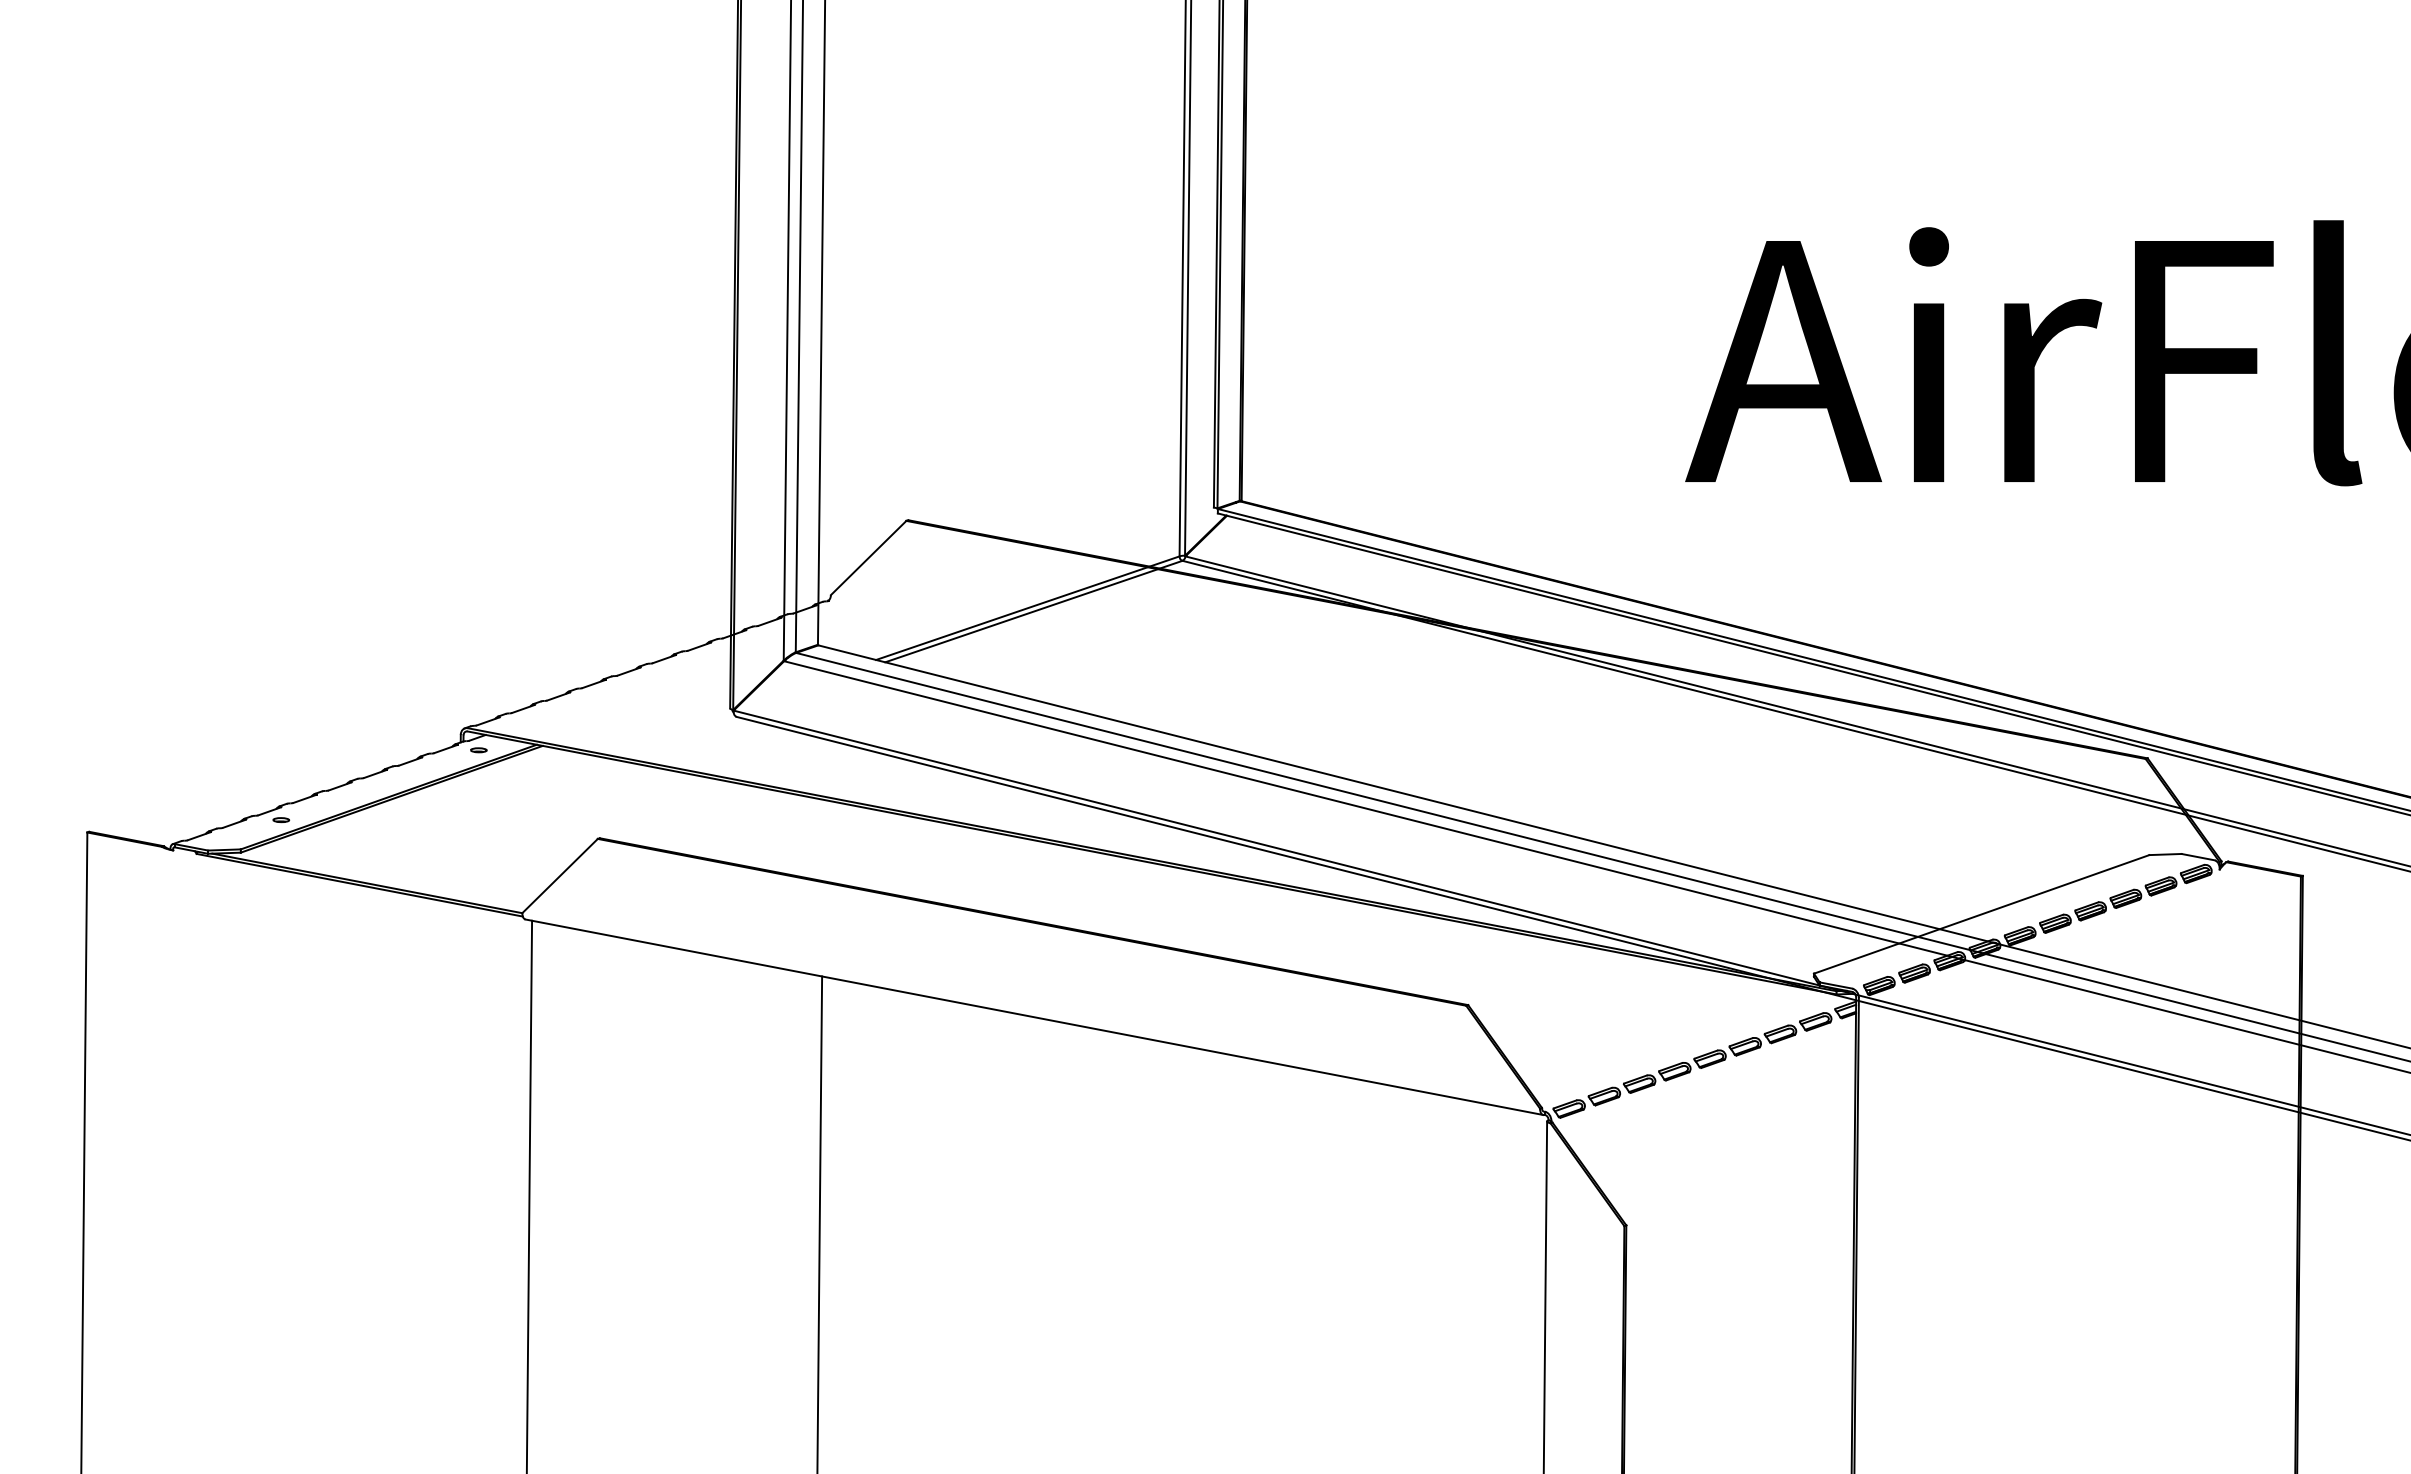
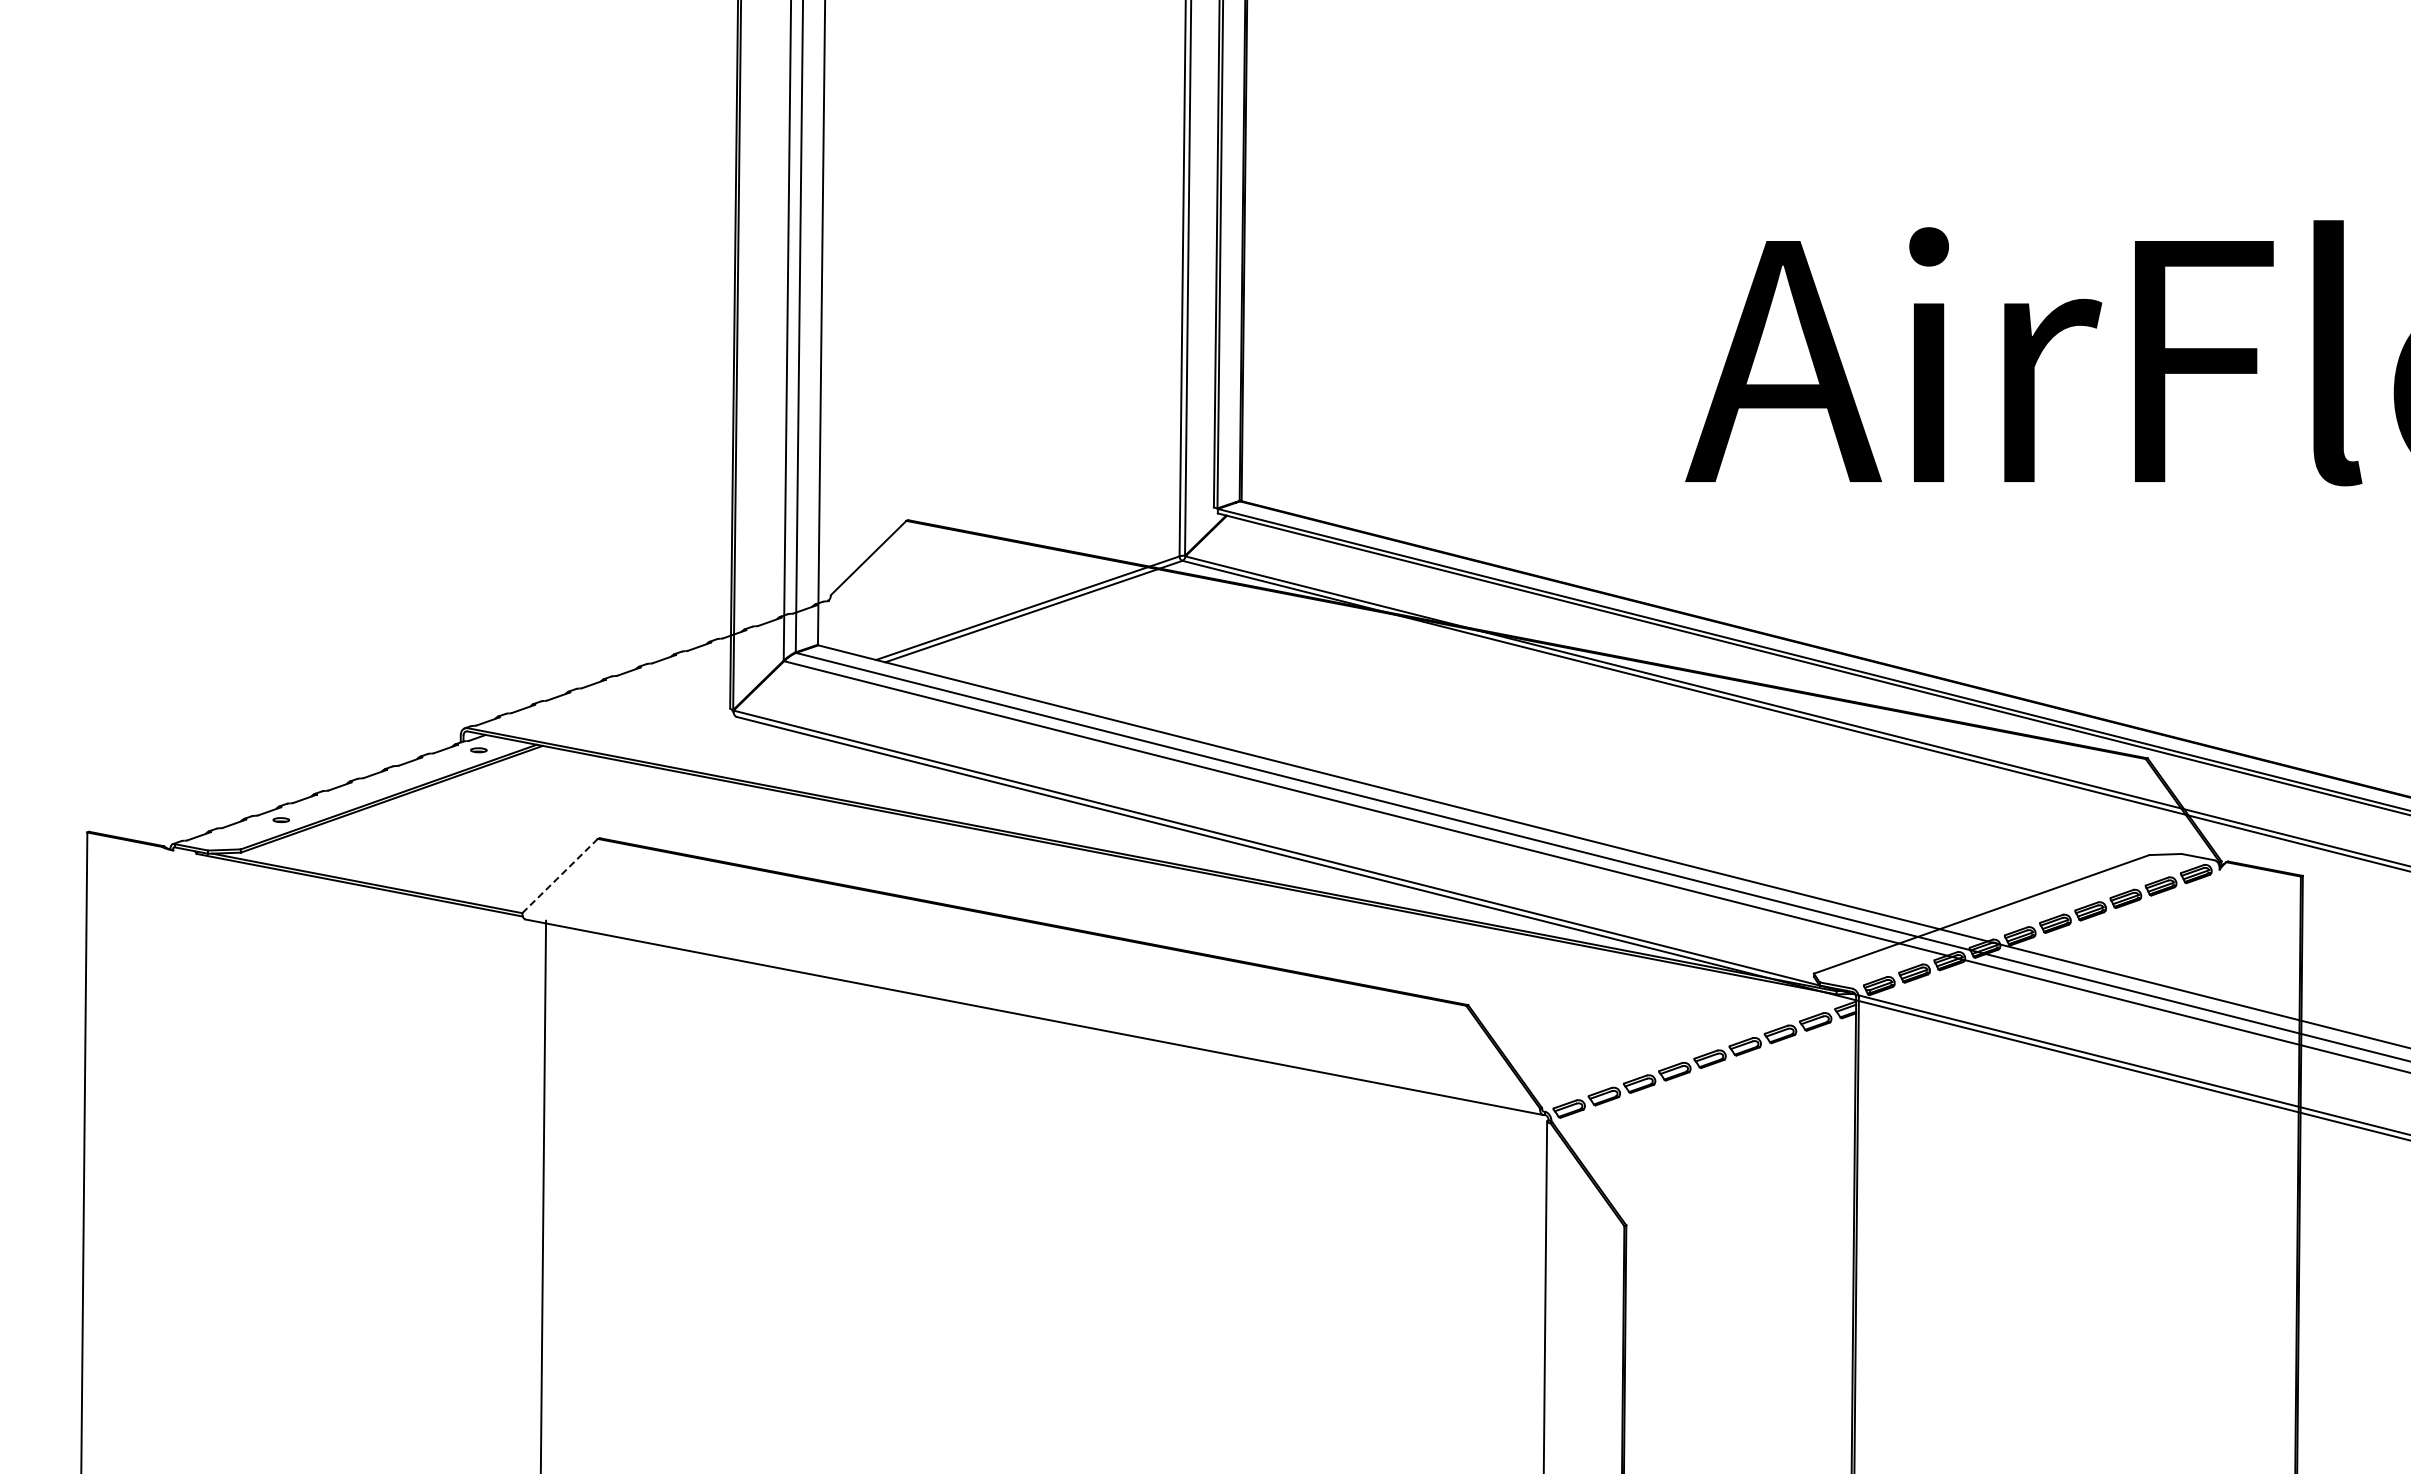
line: solid -> dashed (560, 876)
line position: (529, 1195) -> (543, 1195) (543, 1195)
line: present -> none (819, 1223)
